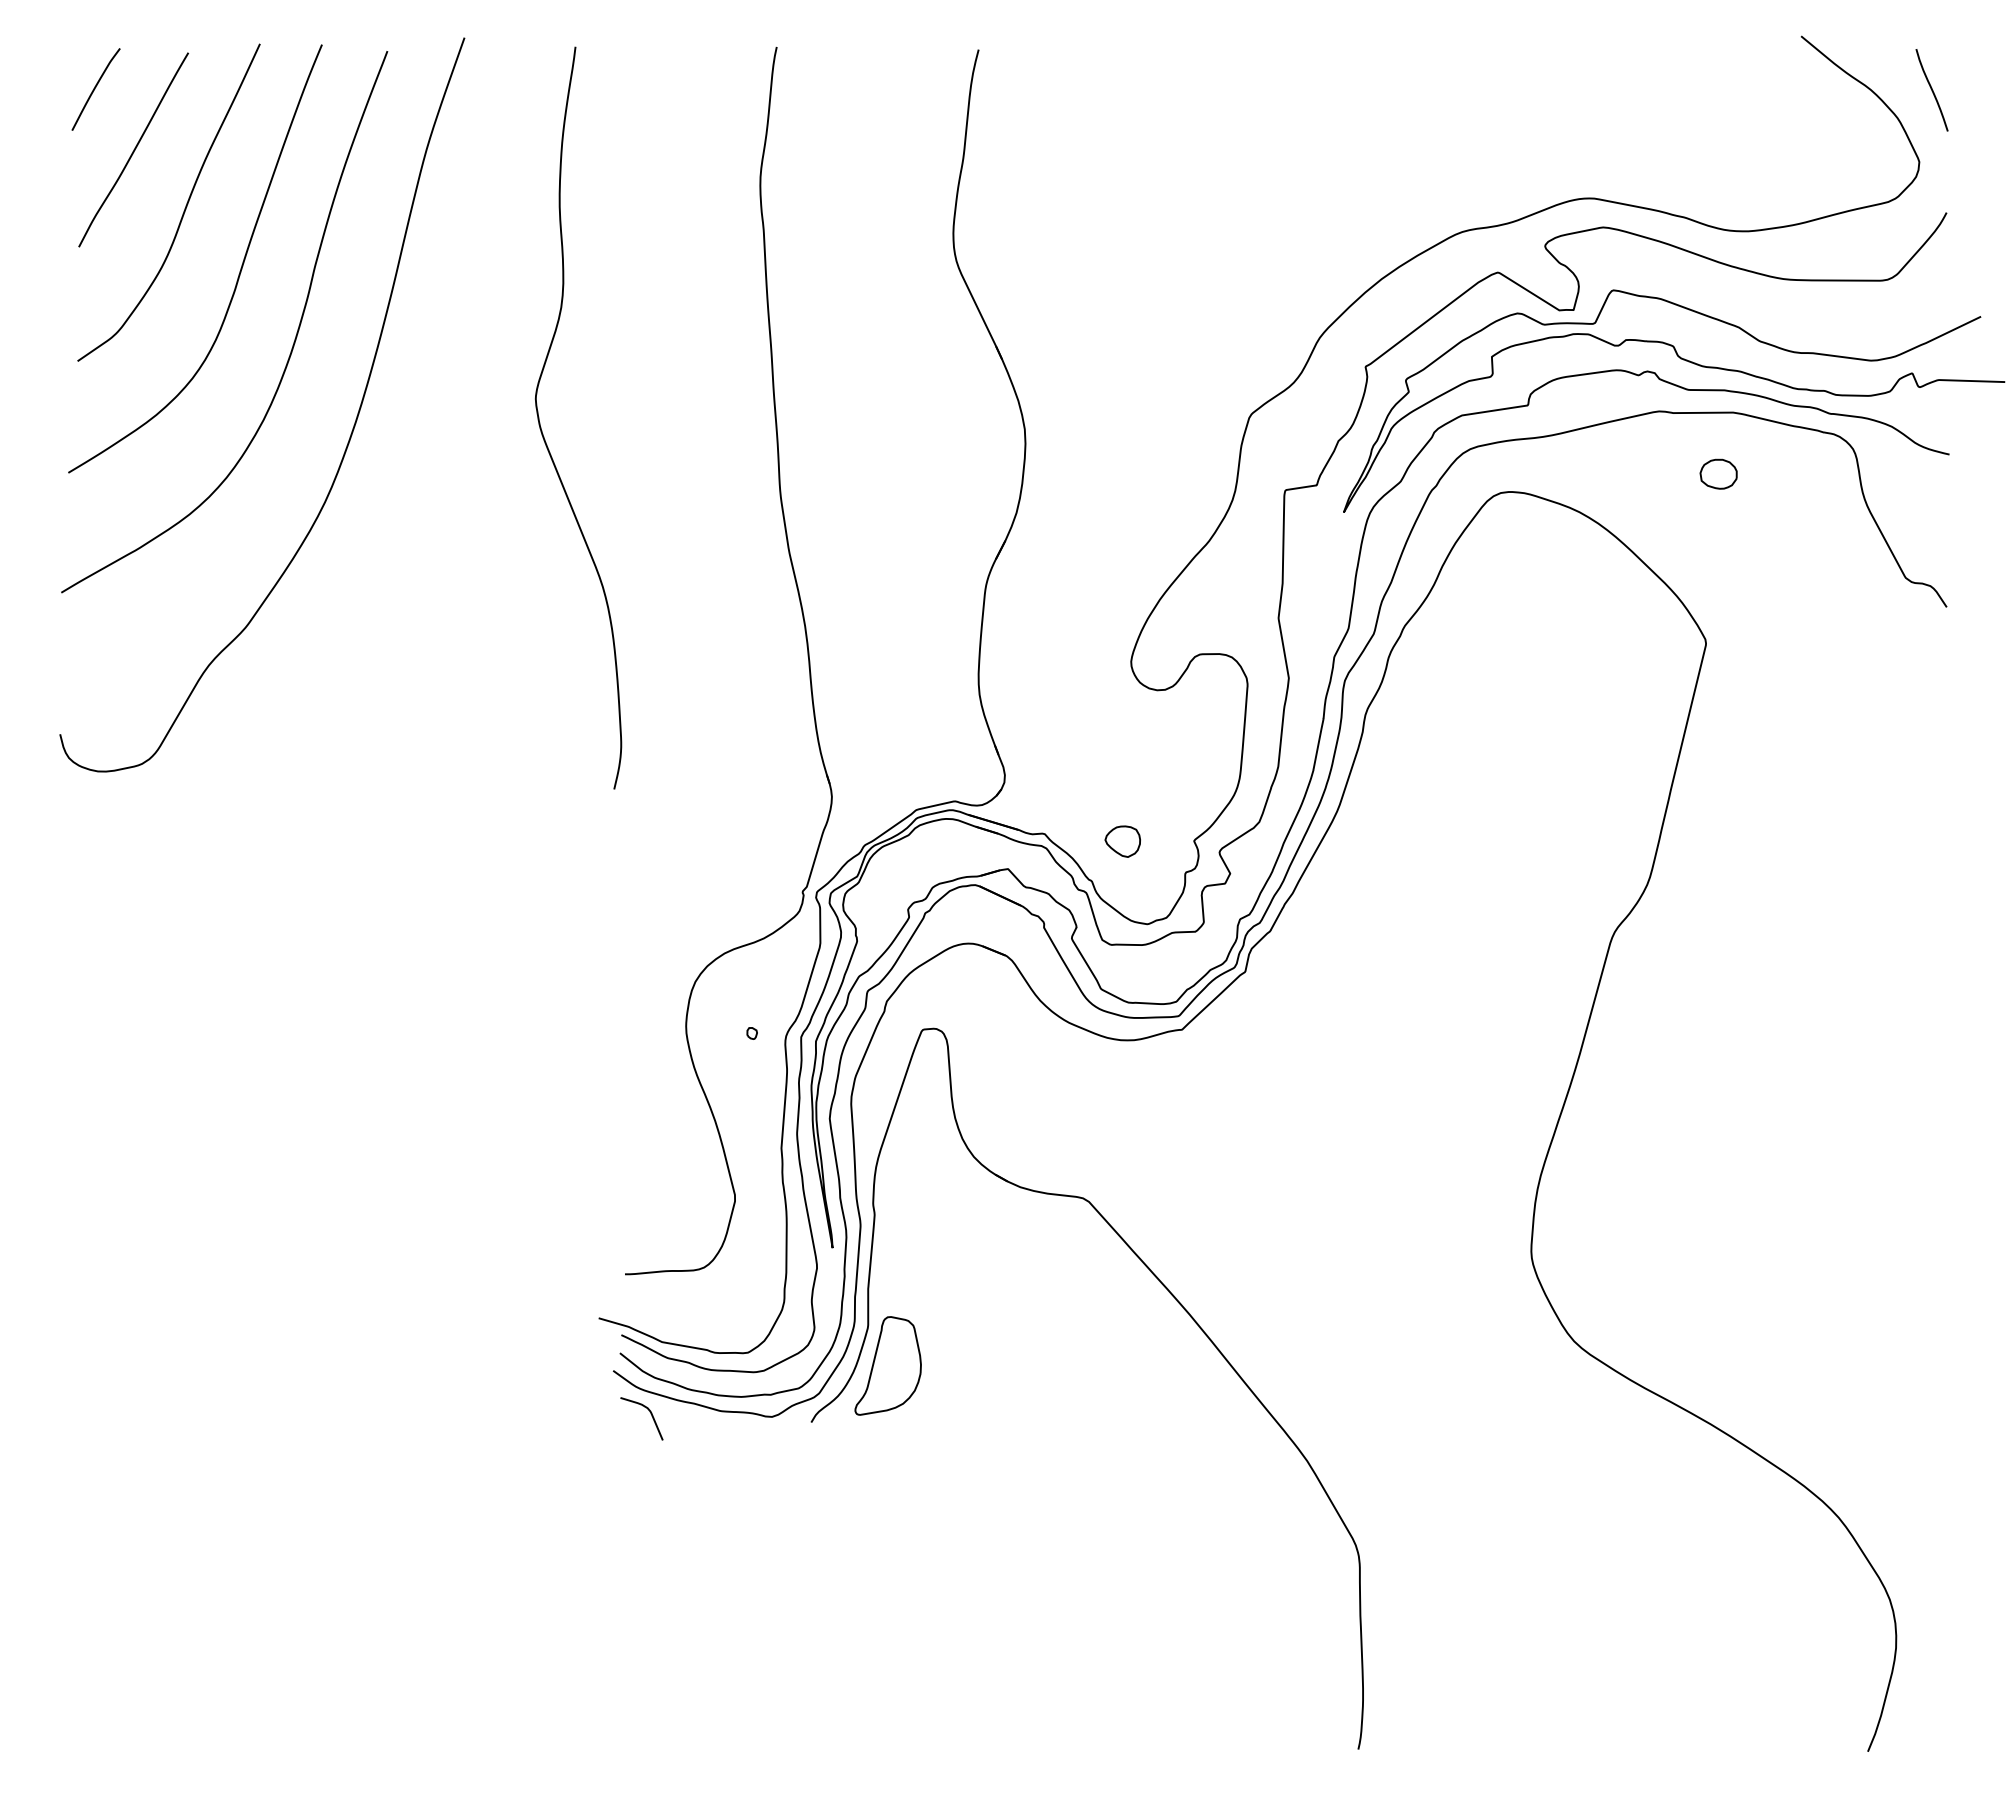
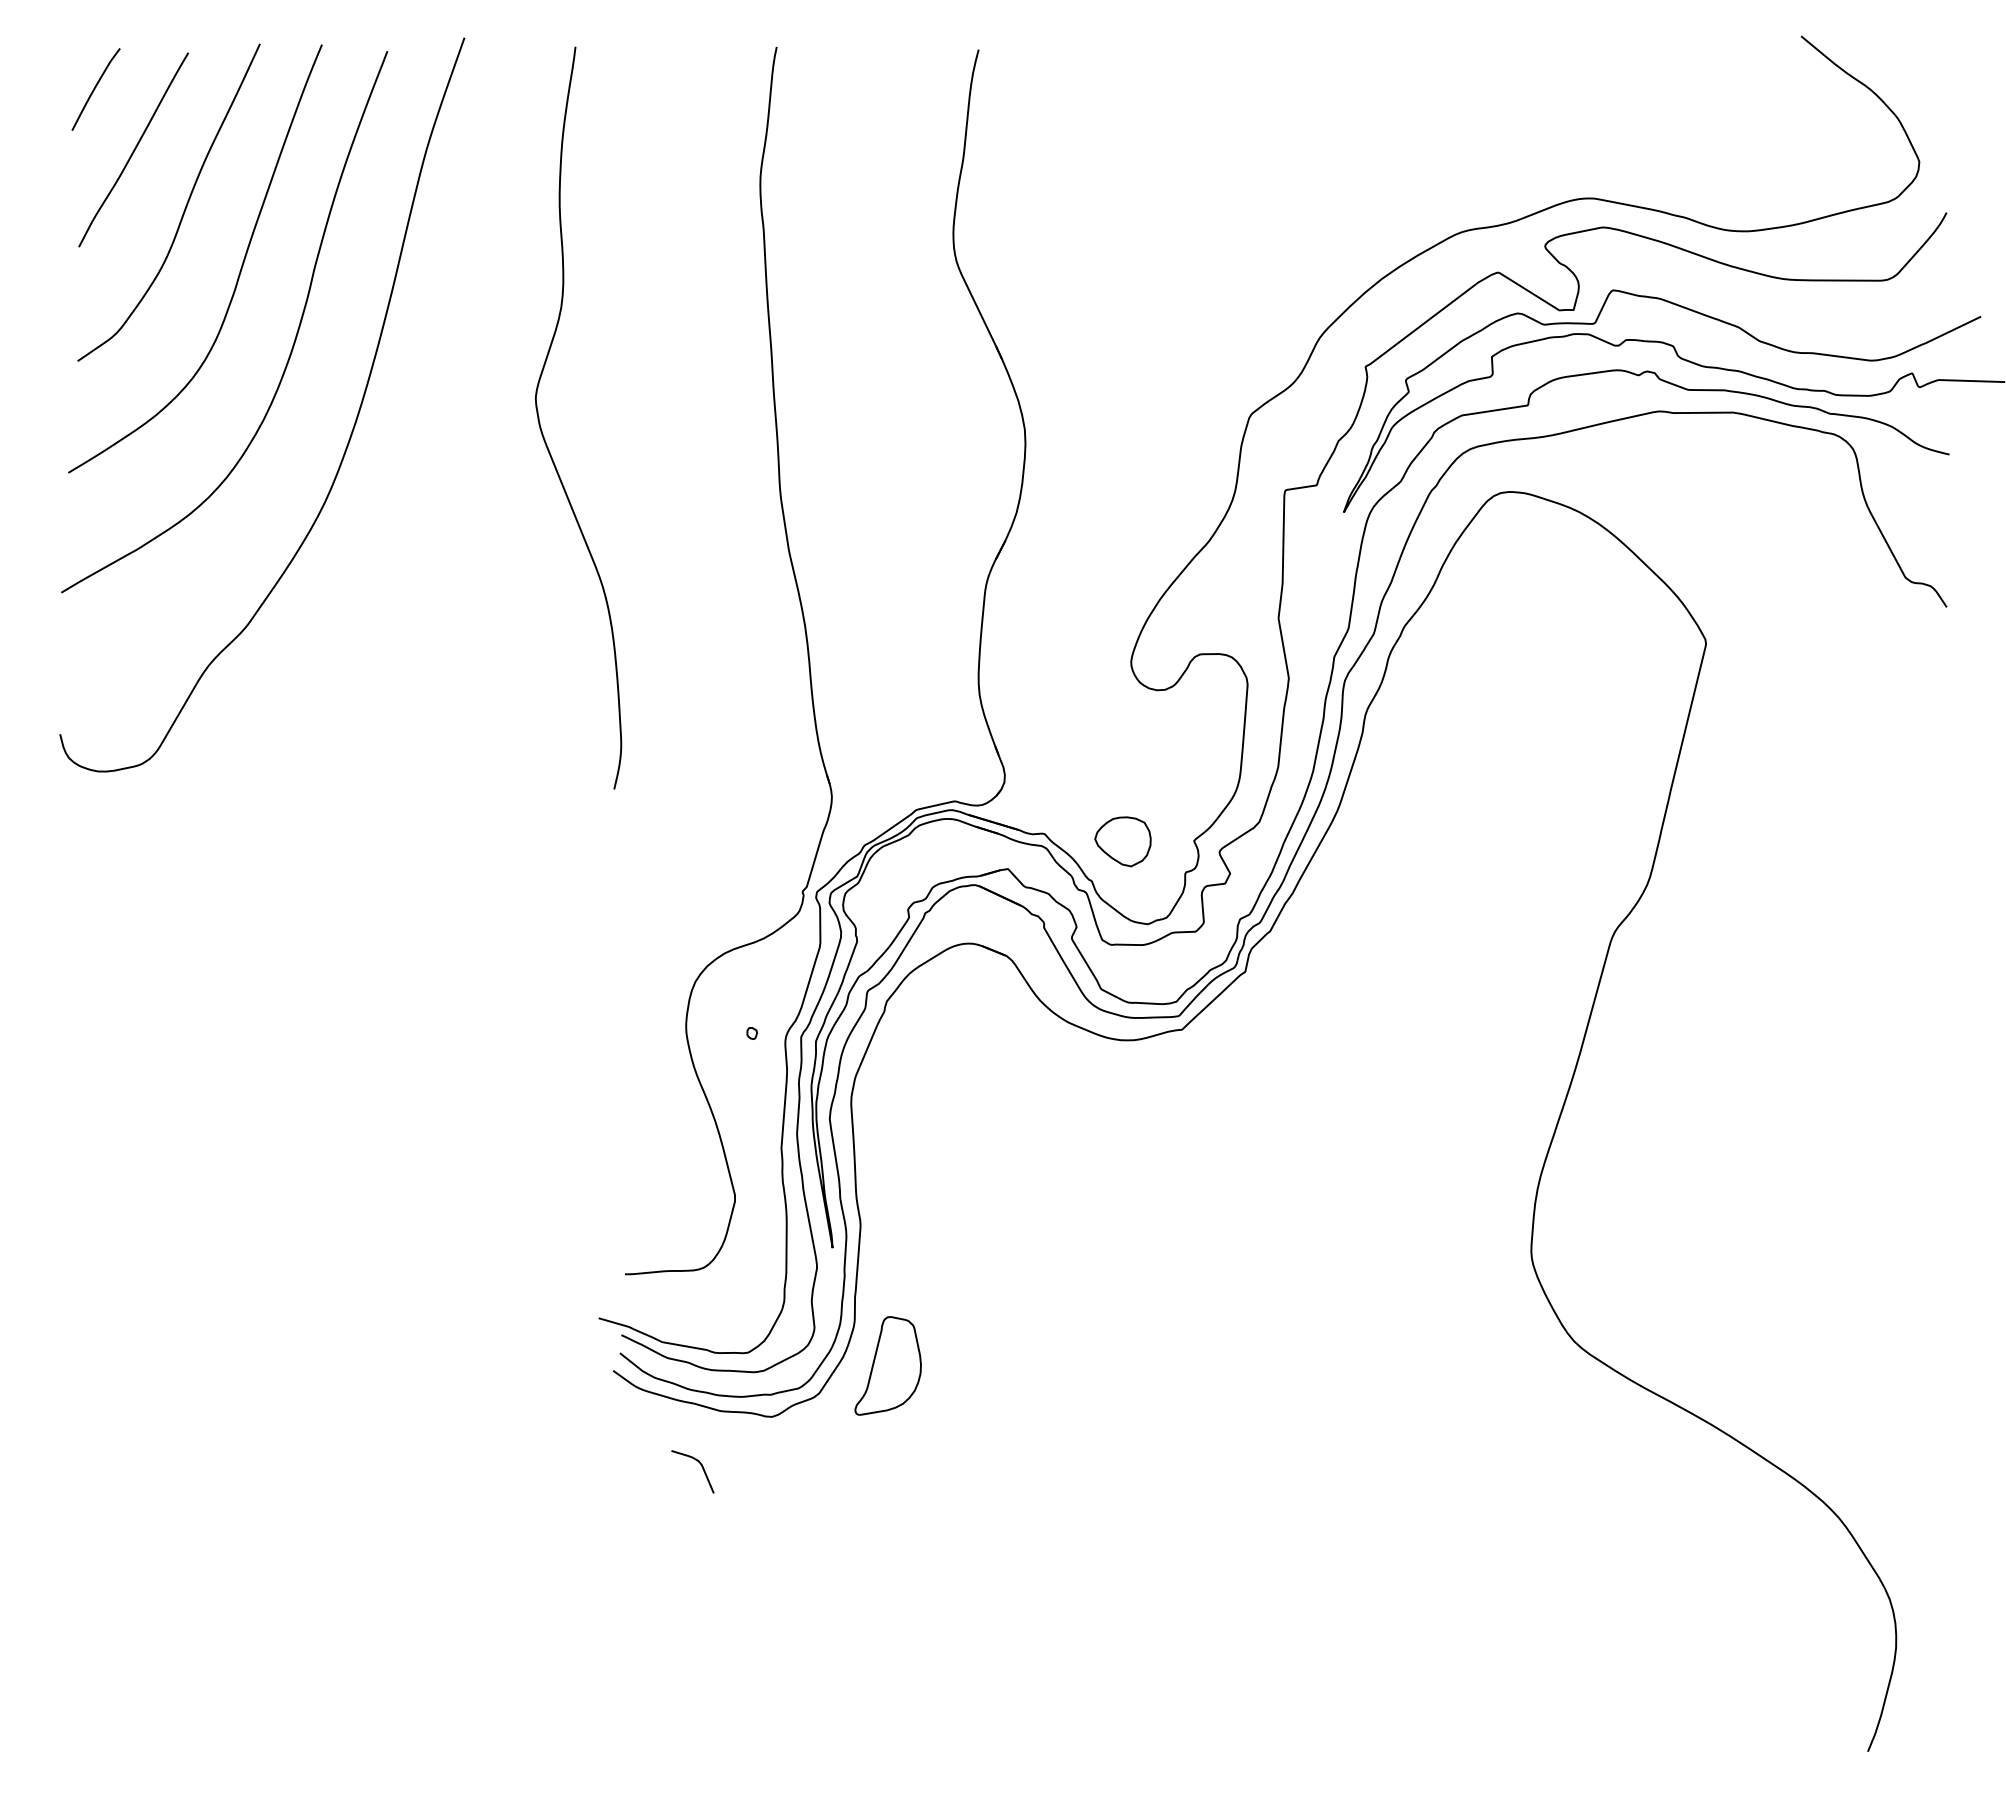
curve: present -> none (1931, 90)
part: present -> none (1718, 473)
part size: 37x33 px -> 58x52 px (1122, 841)
part: present -> none (1183, 1309)
curve position: (650, 1414) -> (701, 1467) (701, 1467)
